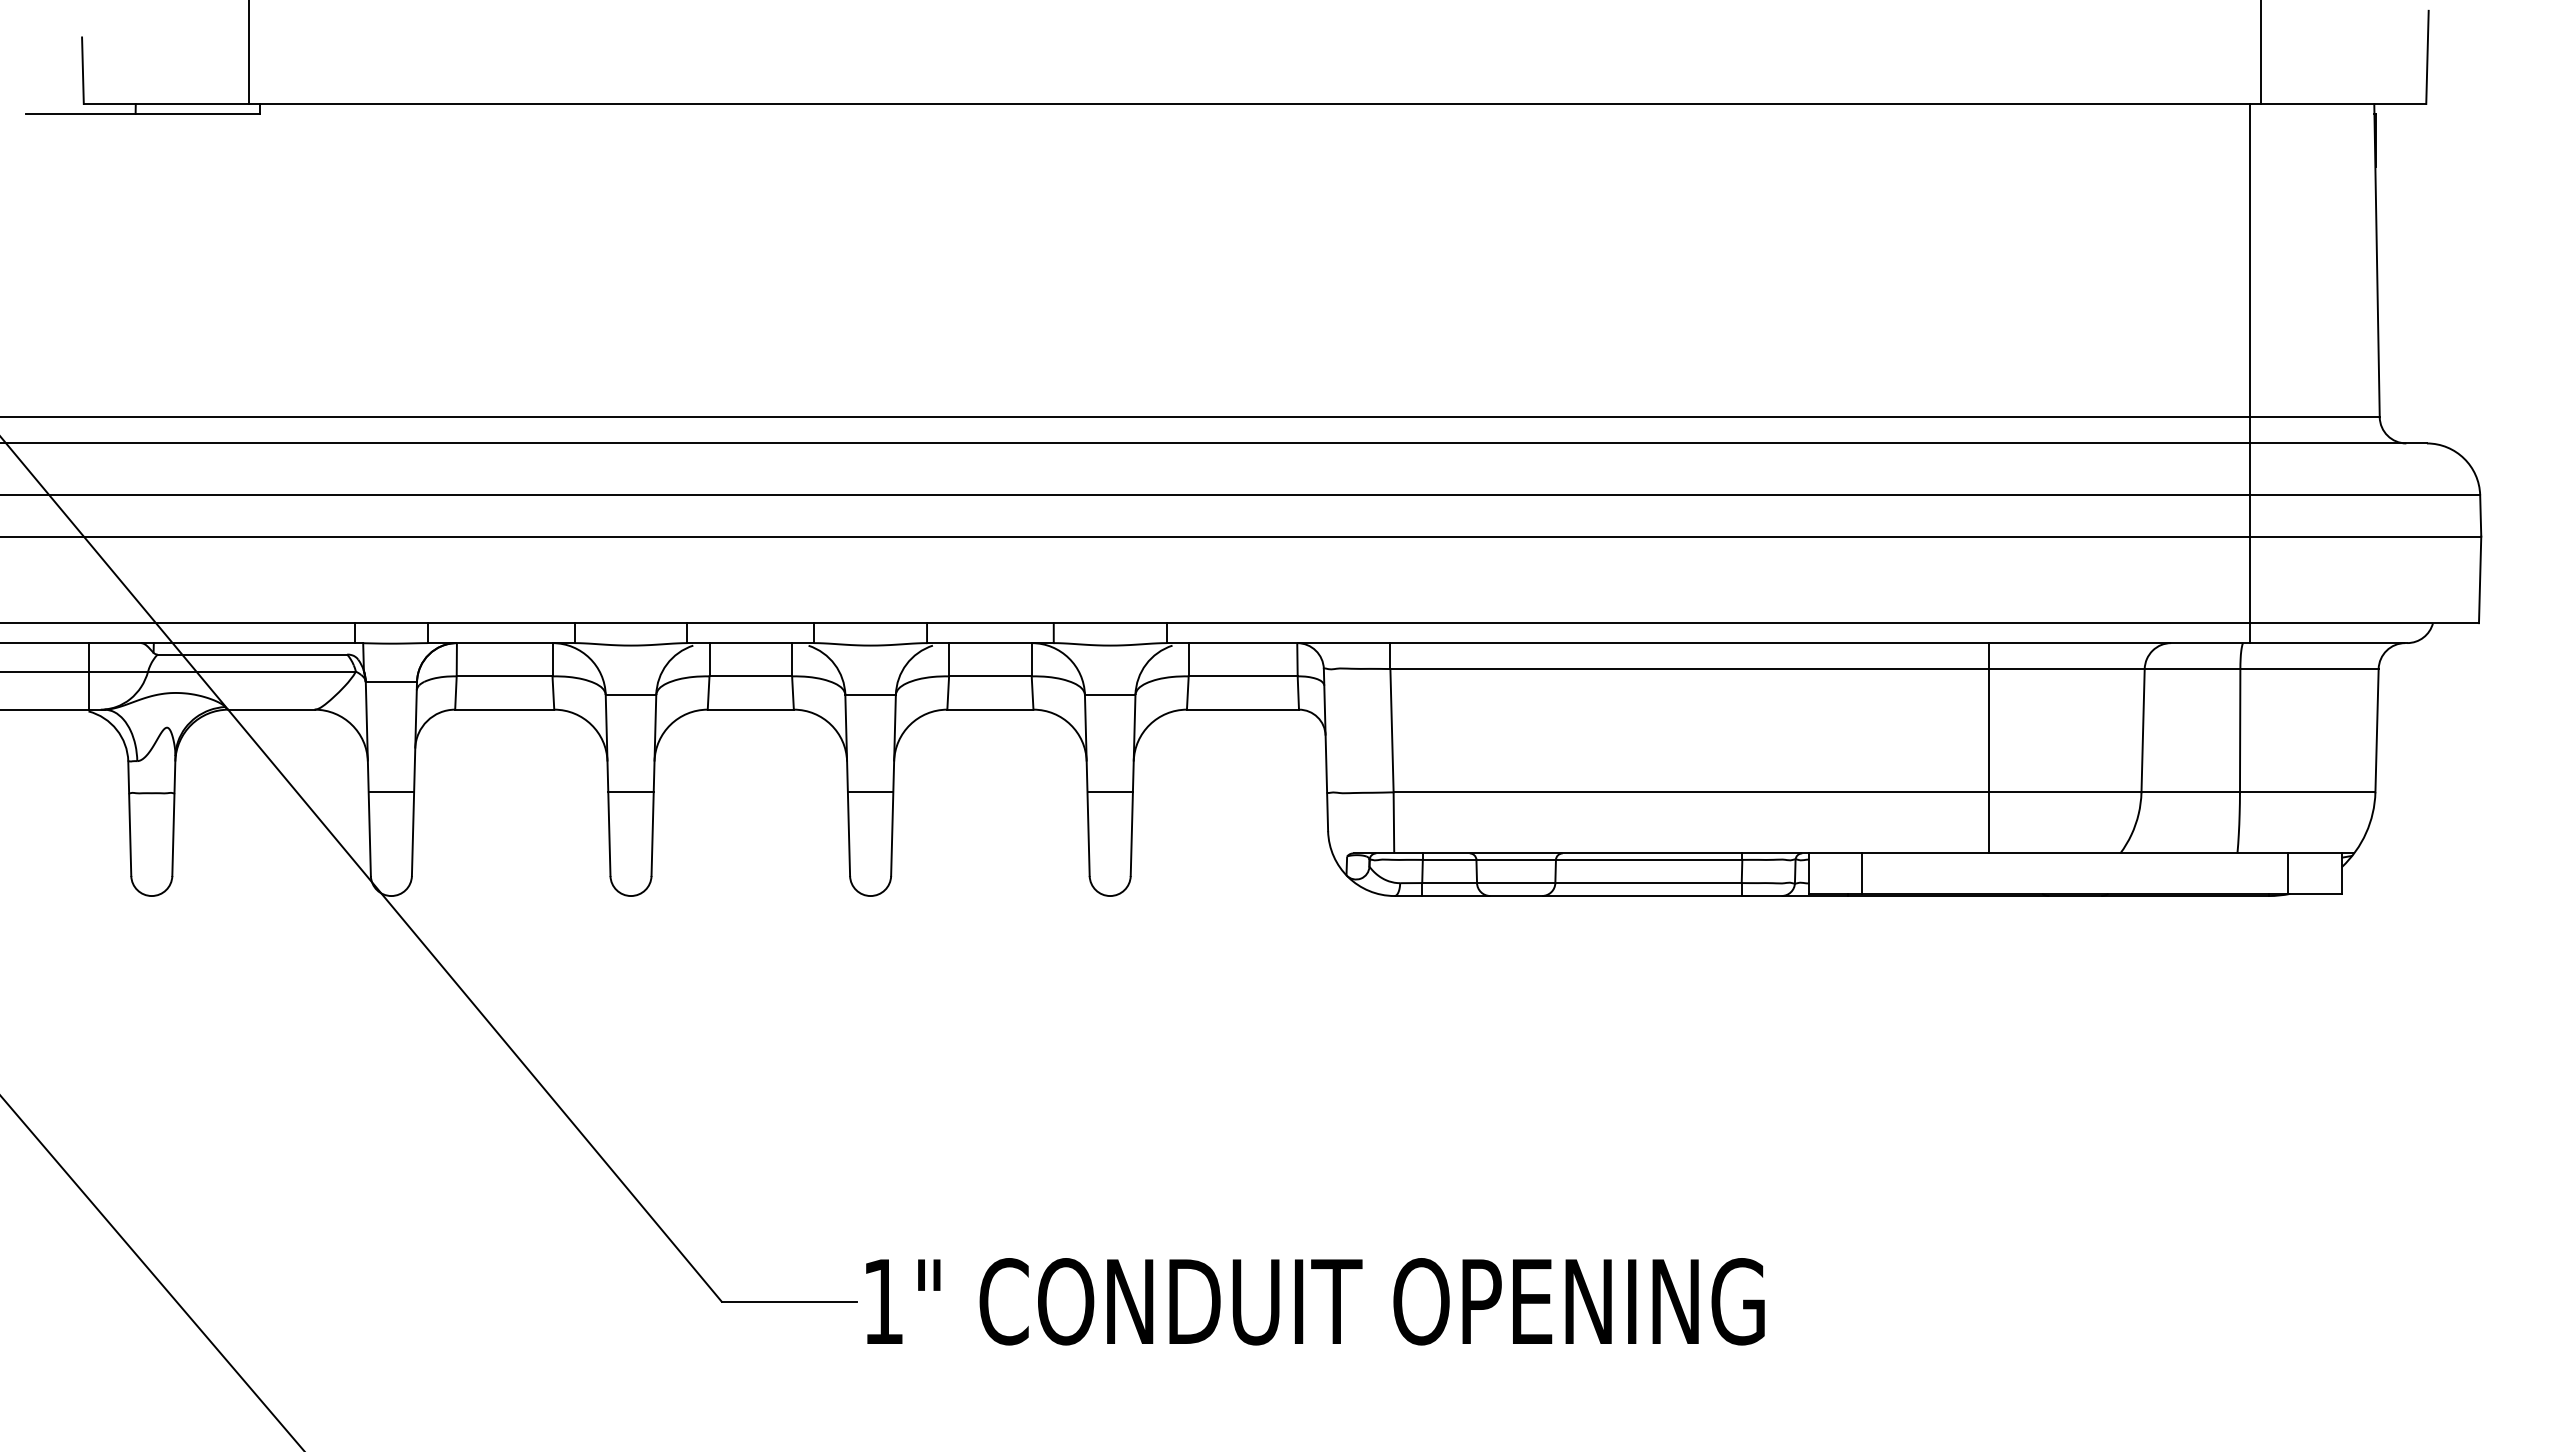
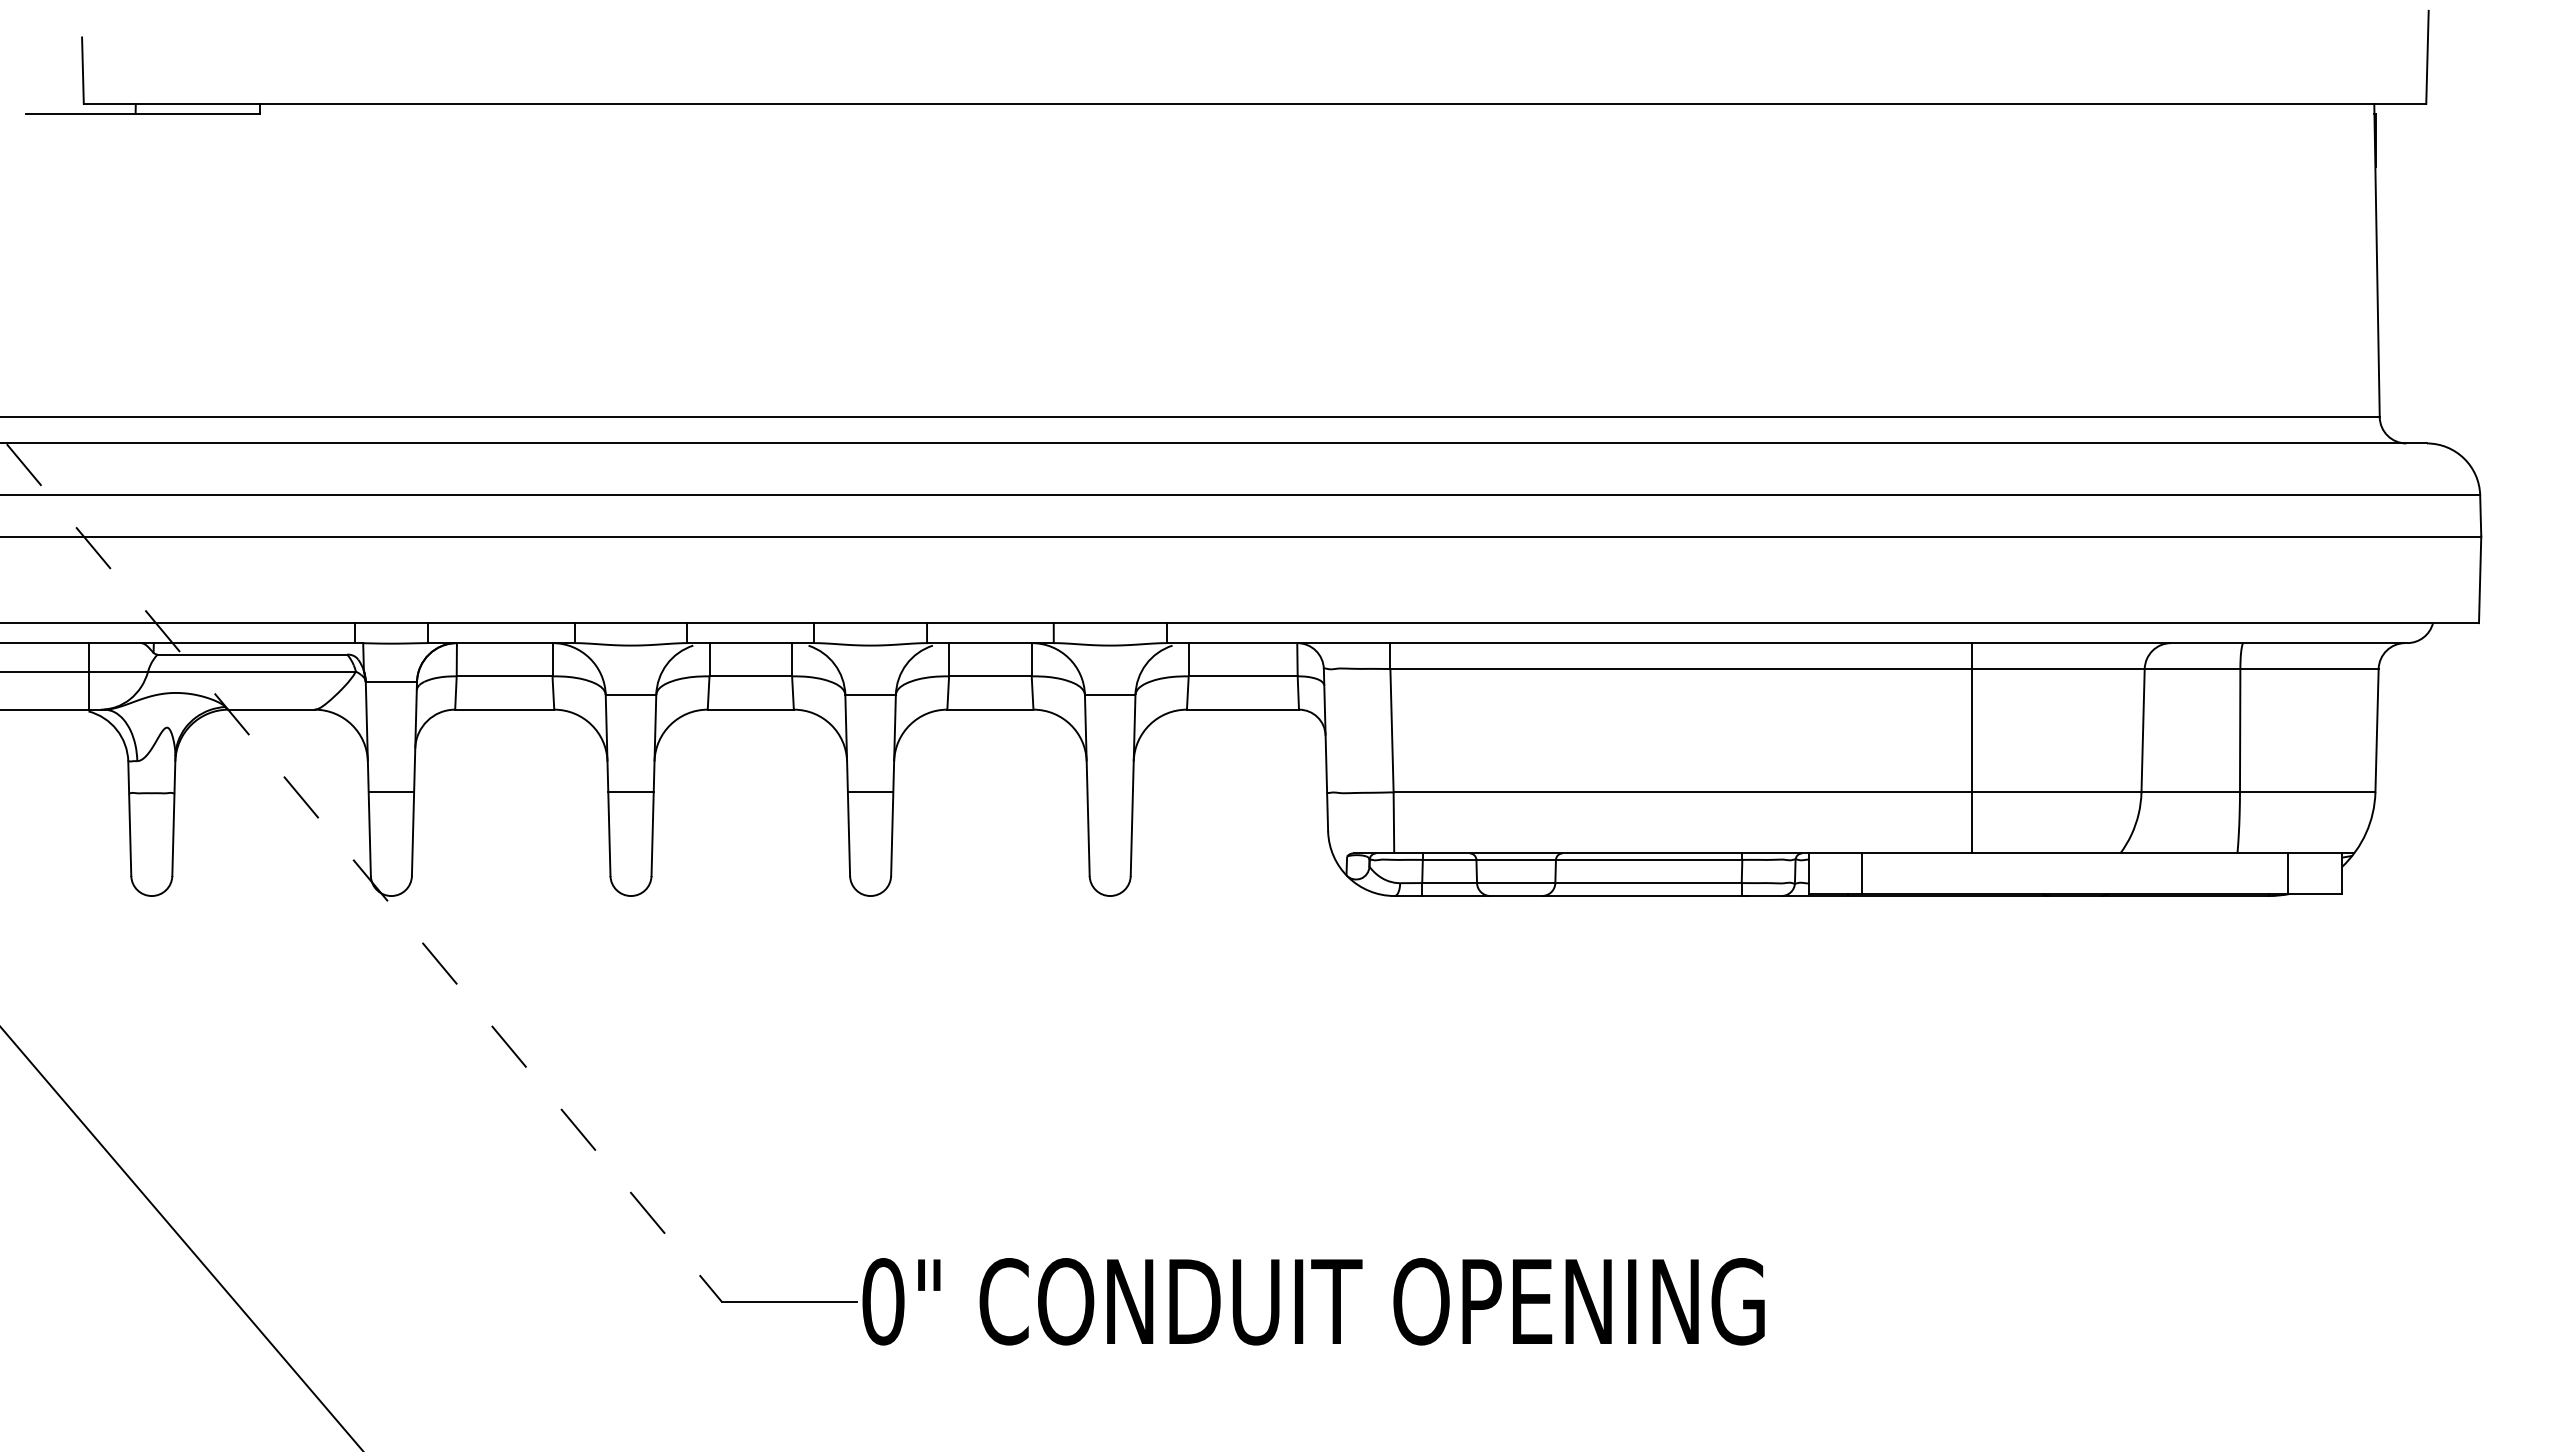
line: present -> none (248, 53)
line: present -> none (2261, 53)
line: present -> none (2249, 373)
line position: (1988, 748) -> (1971, 748) (1971, 748)
line: present -> none (1109, 792)
line: solid -> dashed (361, 869)
line position: (152, 1273) -> (181, 1238) (181, 1238)
text: 1" -> 0" (883, 1301)
